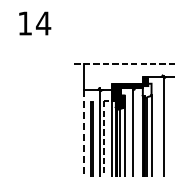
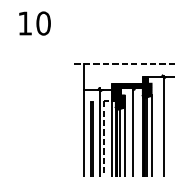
text: 14 -> 10 (43, 23)
hatch: none -> present (146, 90)
line: dashed -> solid (83, 133)
